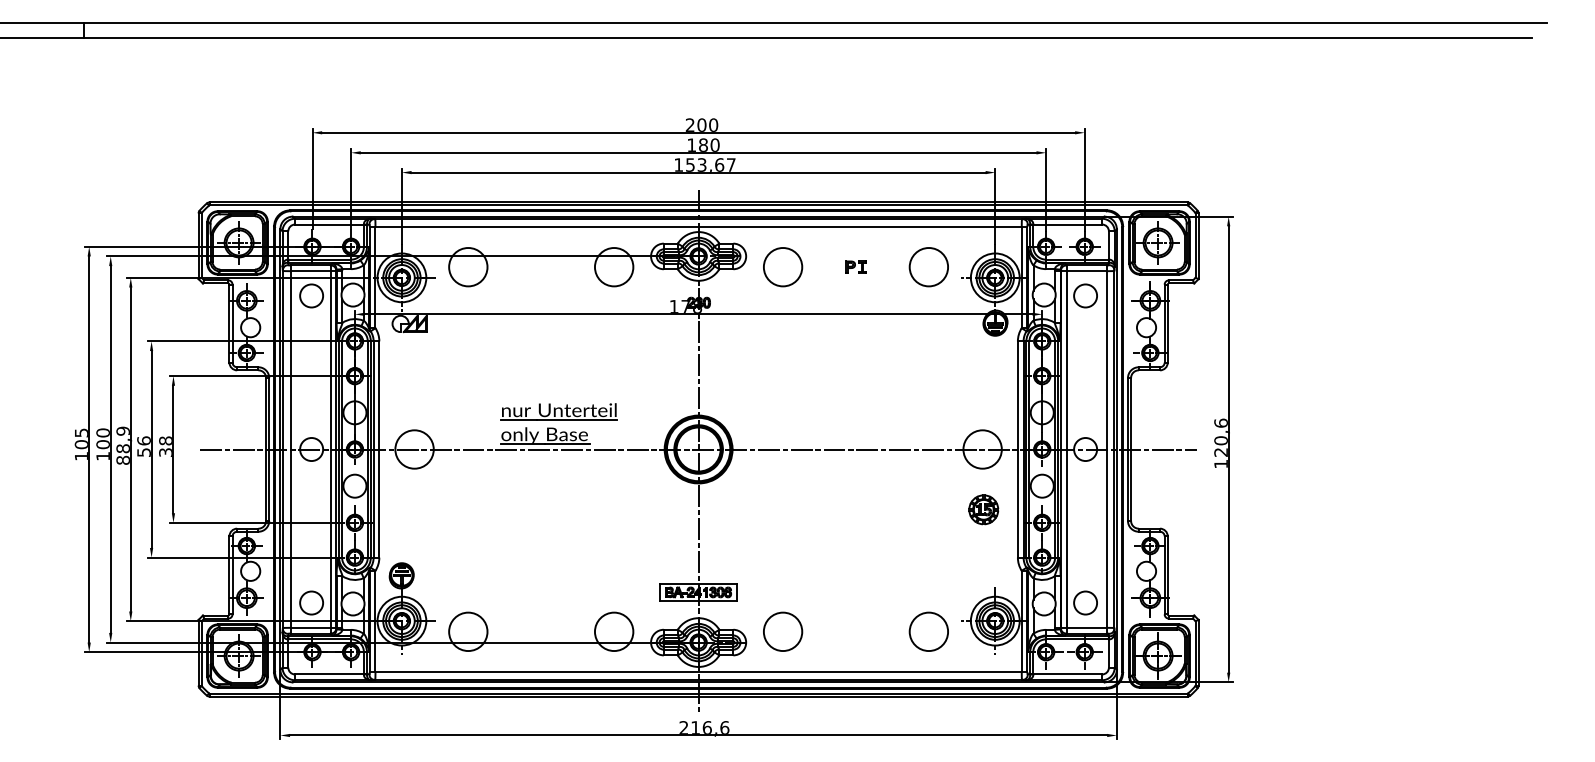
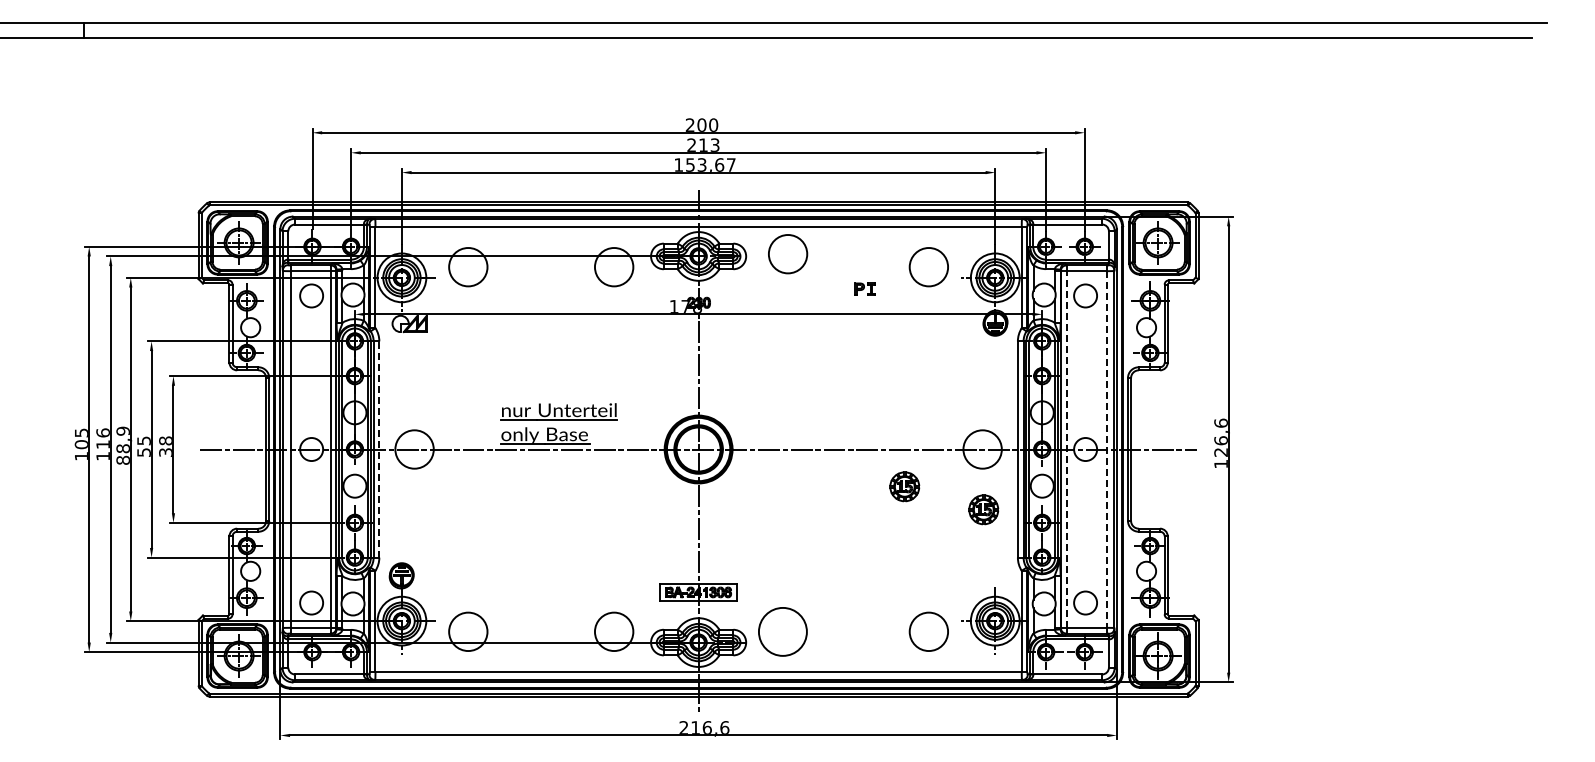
text: 180 -> 213 (703, 144)
part position: (855, 266) -> (864, 288) (864, 288)
circle position: (783, 267) -> (788, 254) (788, 254)
text: 100 -> 116 (102, 438)
text: 56 -> 55 (143, 440)
text: 120,6 -> 126,6 (1220, 440)
line: solid -> dashed (379, 449)
line: solid -> dashed (1066, 449)
line: solid -> dashed (1106, 450)
part: none -> present (904, 486)
circle size: 41x41 px -> 50x50 px (782, 631)
